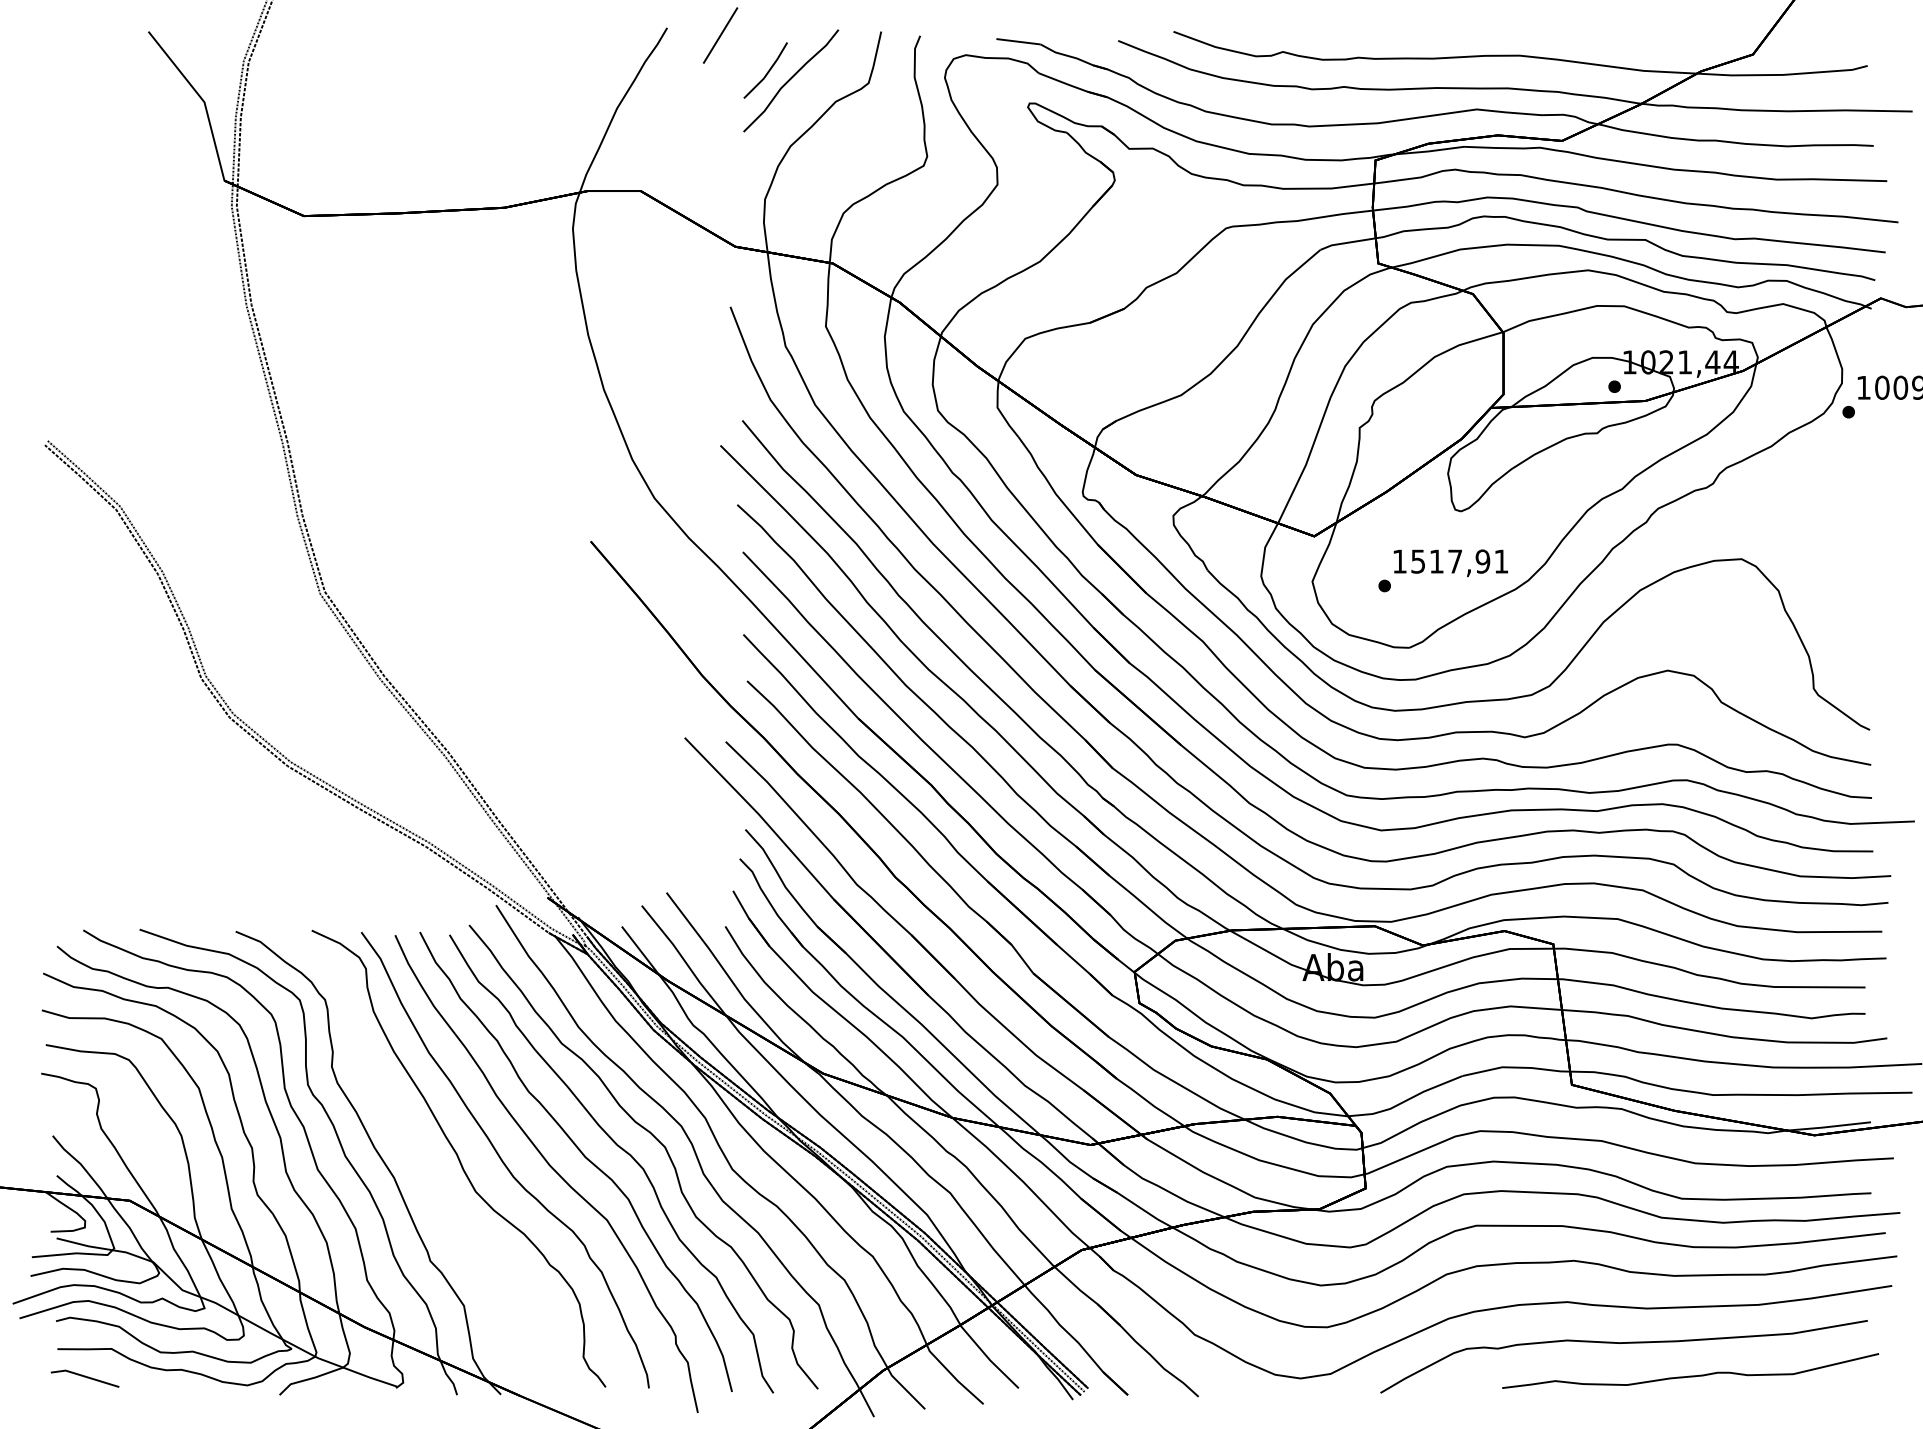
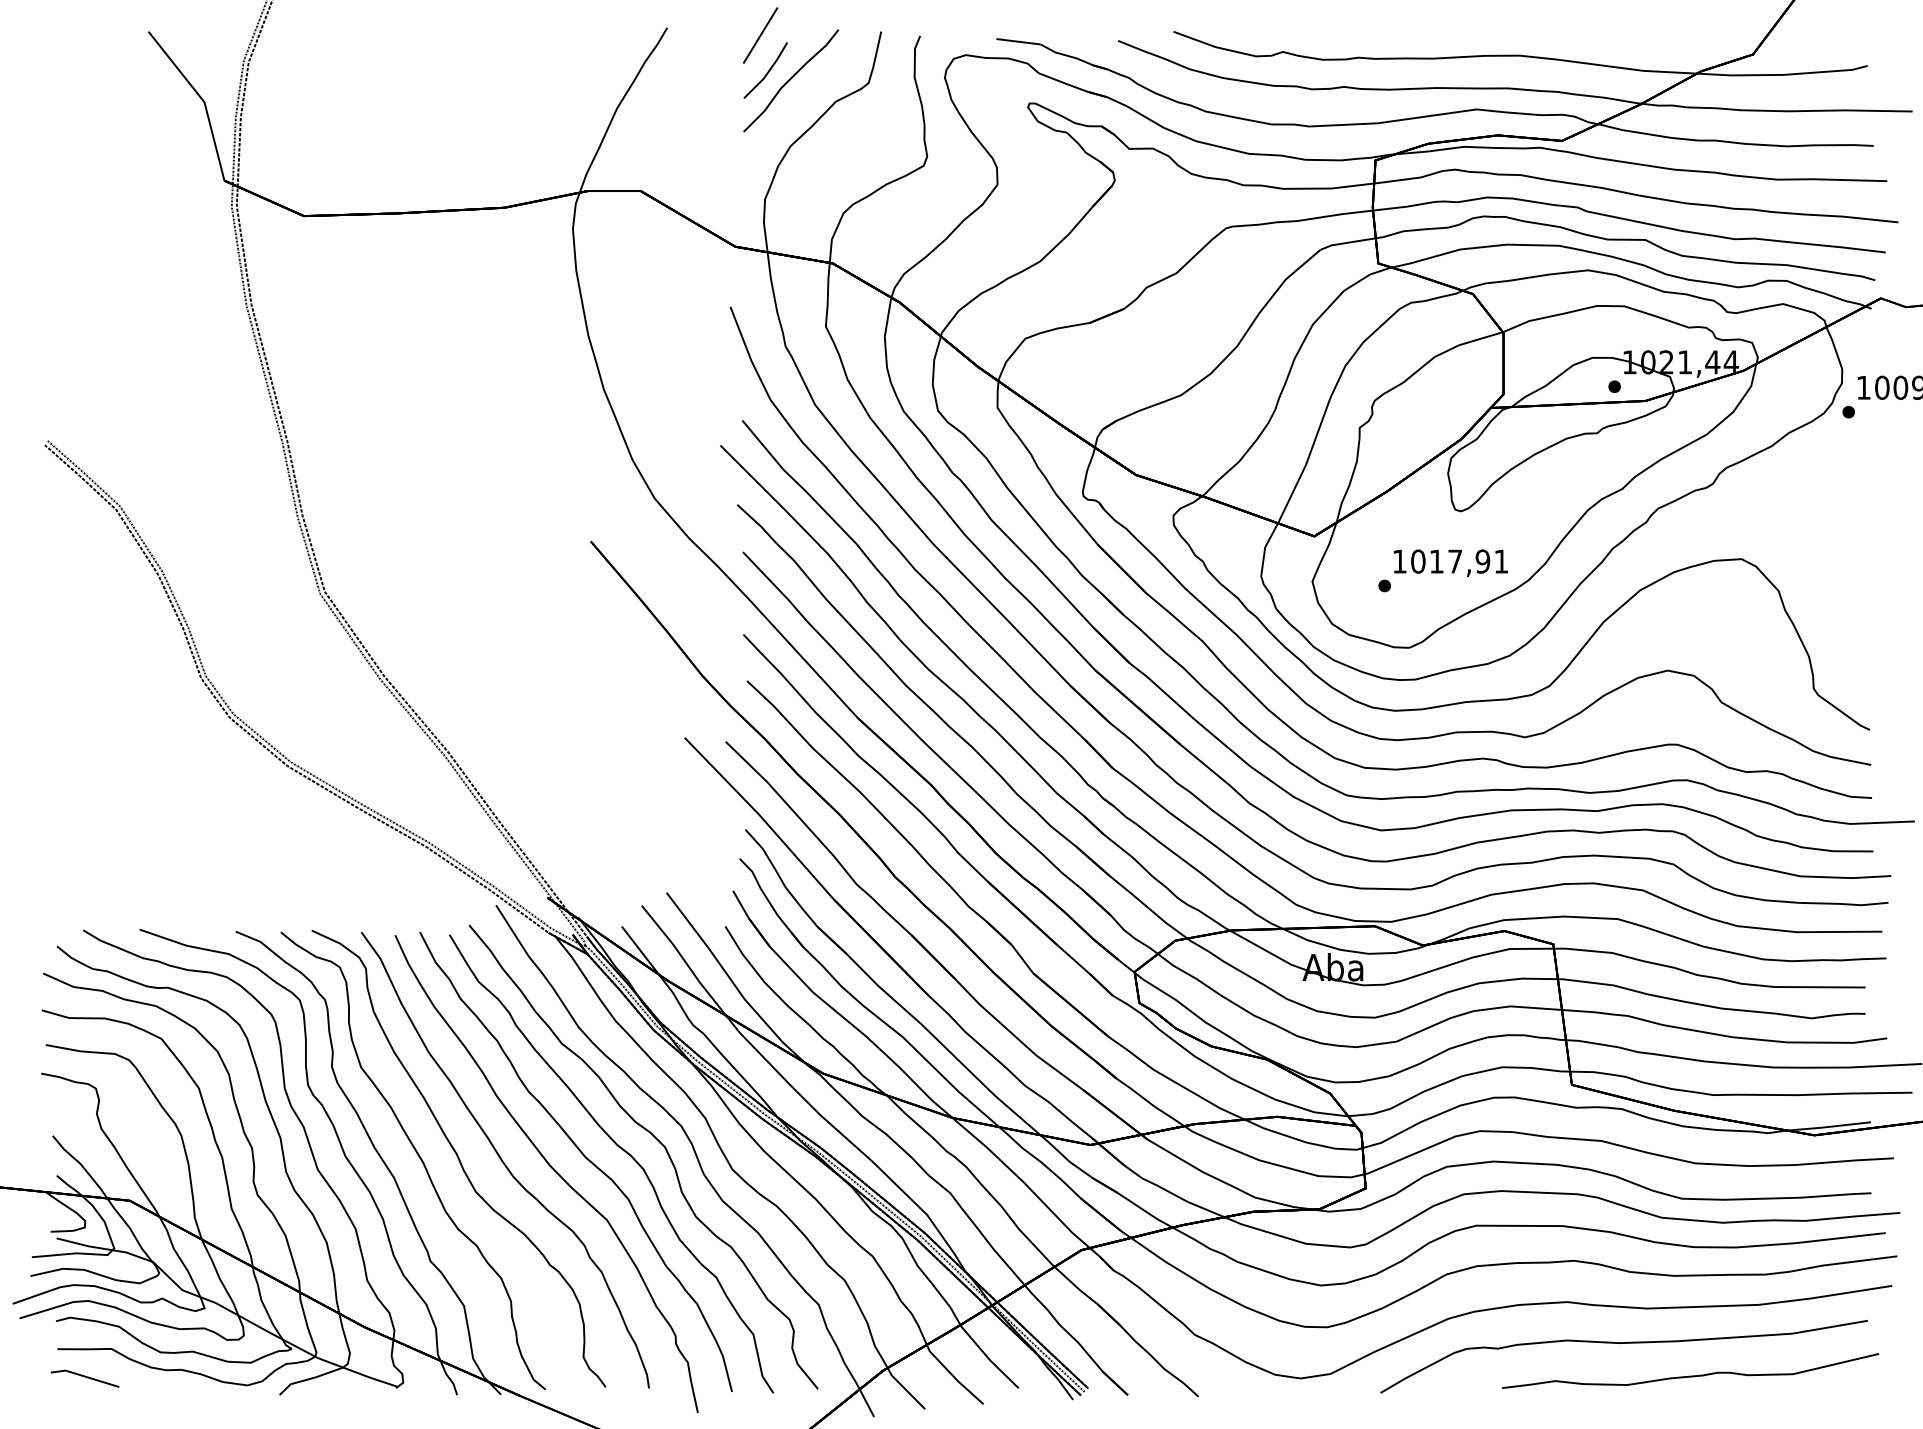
line position: (720, 35) -> (760, 35) (760, 35)
text: 1517,91 -> 1017,91 (1418, 561)
part: none -> present (417, 1155)
